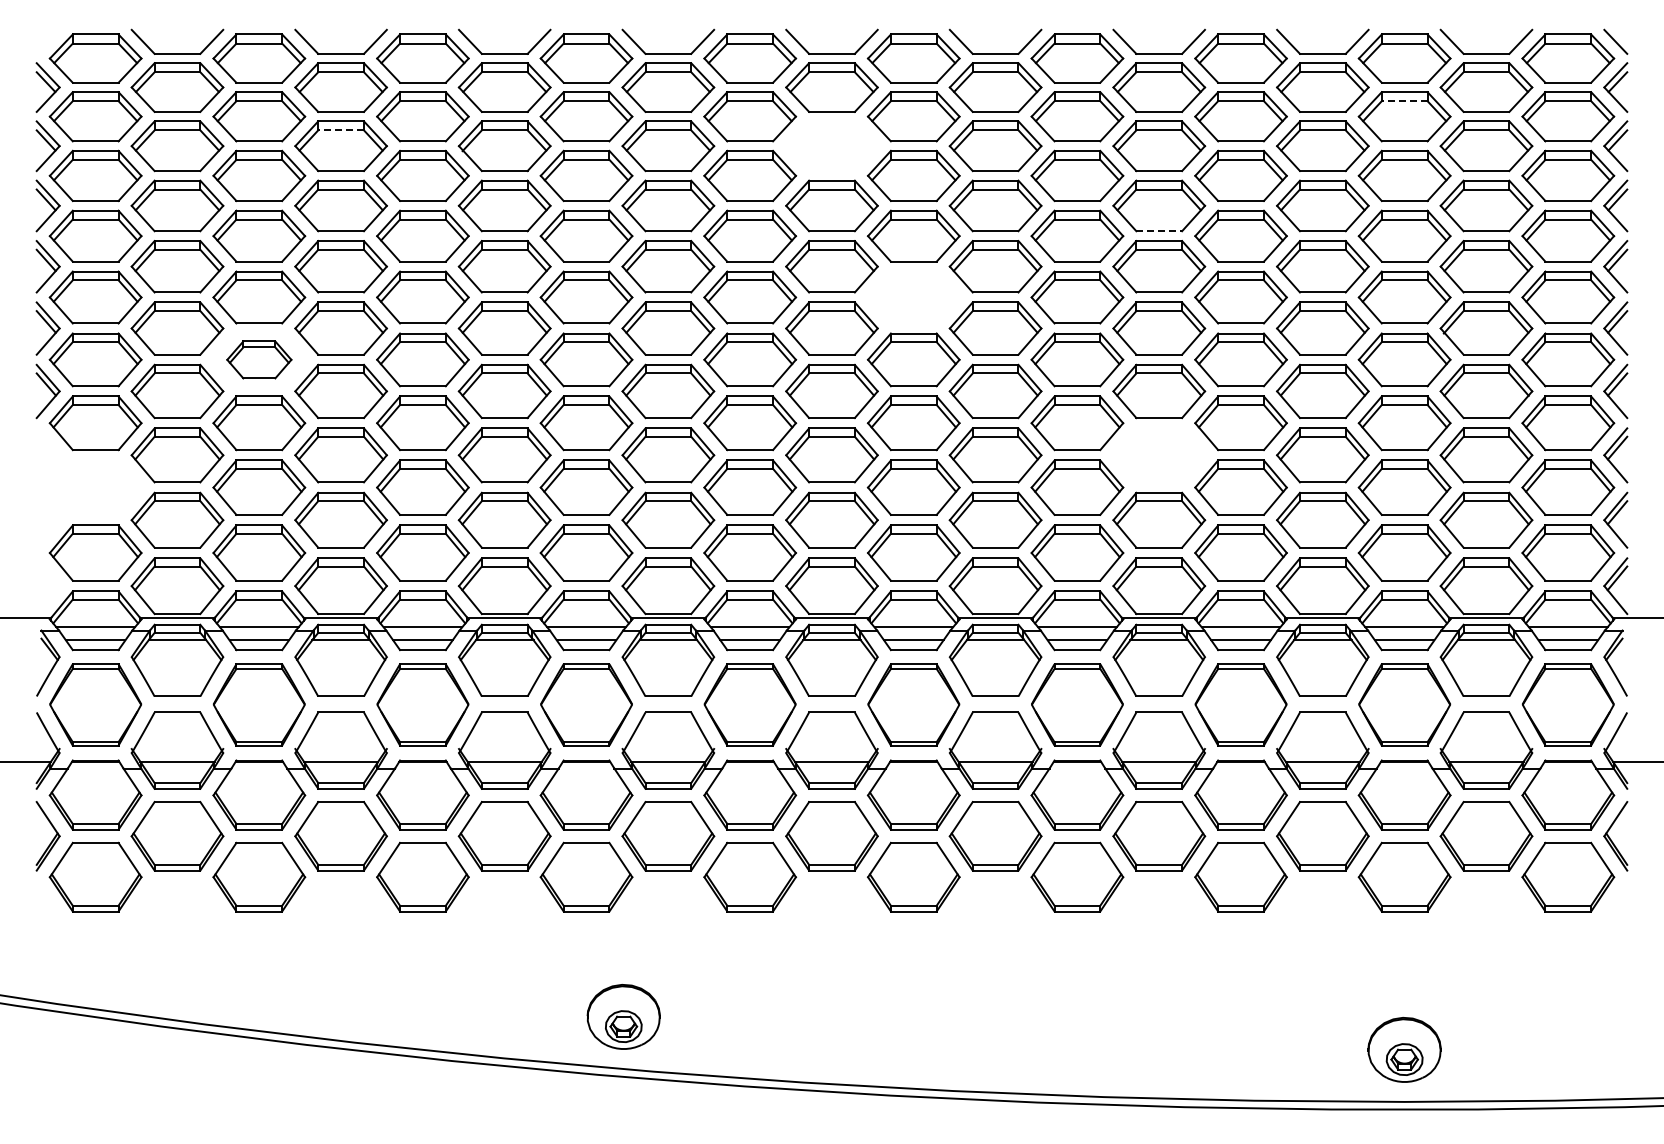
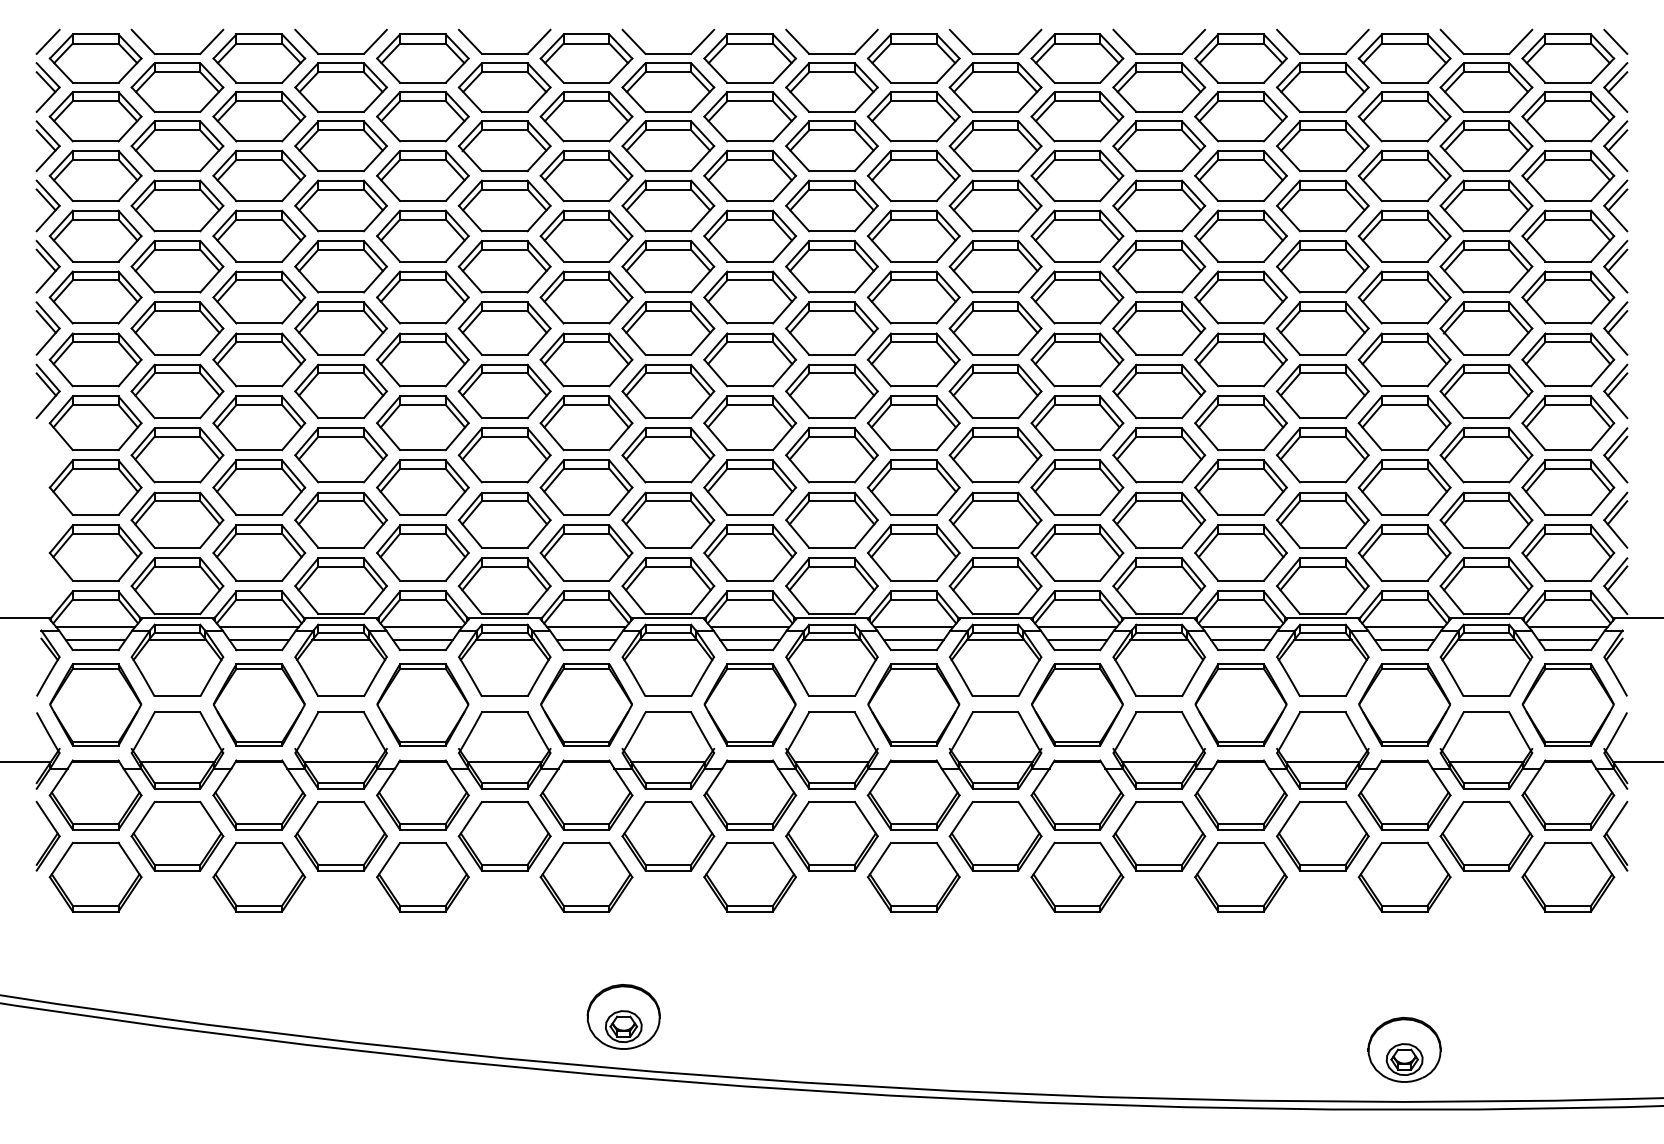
line: none -> present (47, 41)
line: dashed -> solid (1404, 101)
line: dashed -> solid (341, 130)
part: none -> present (831, 145)
line: dashed -> solid (1159, 231)
part: none -> present (913, 297)
part size: 67x40 px -> 95x56 px (259, 359)
part: none -> present (1159, 455)
part: none -> present (95, 487)
